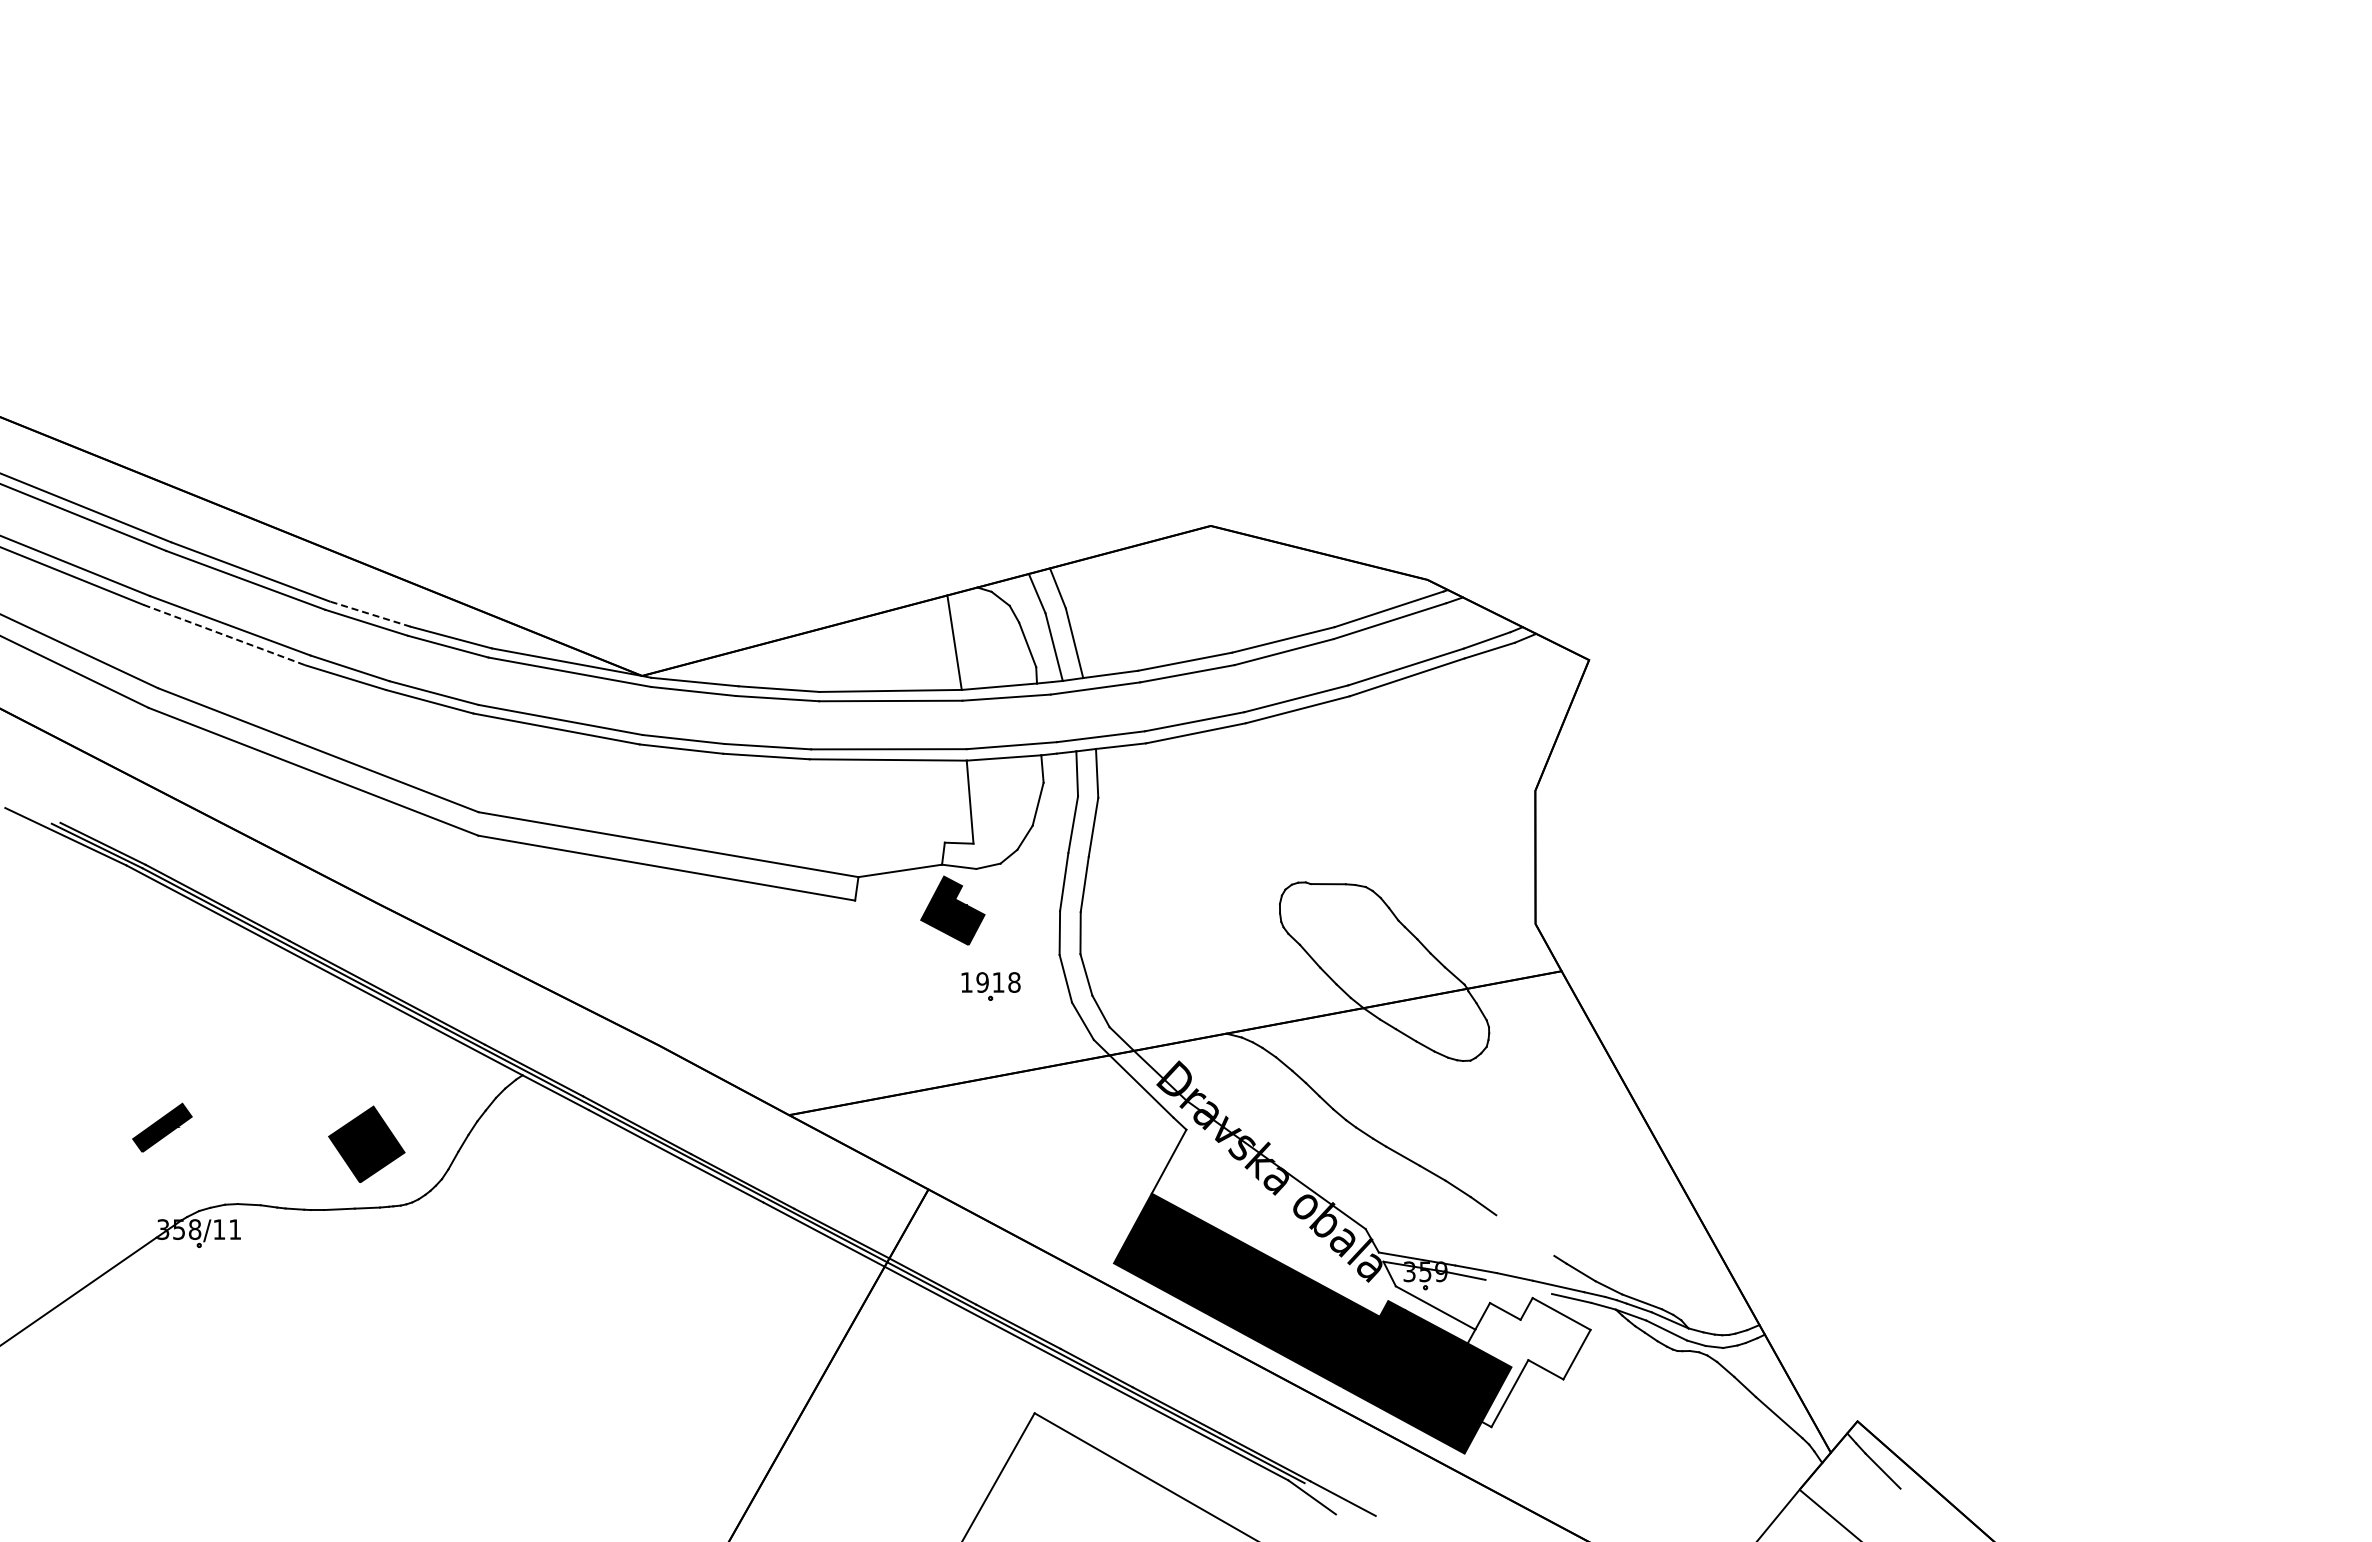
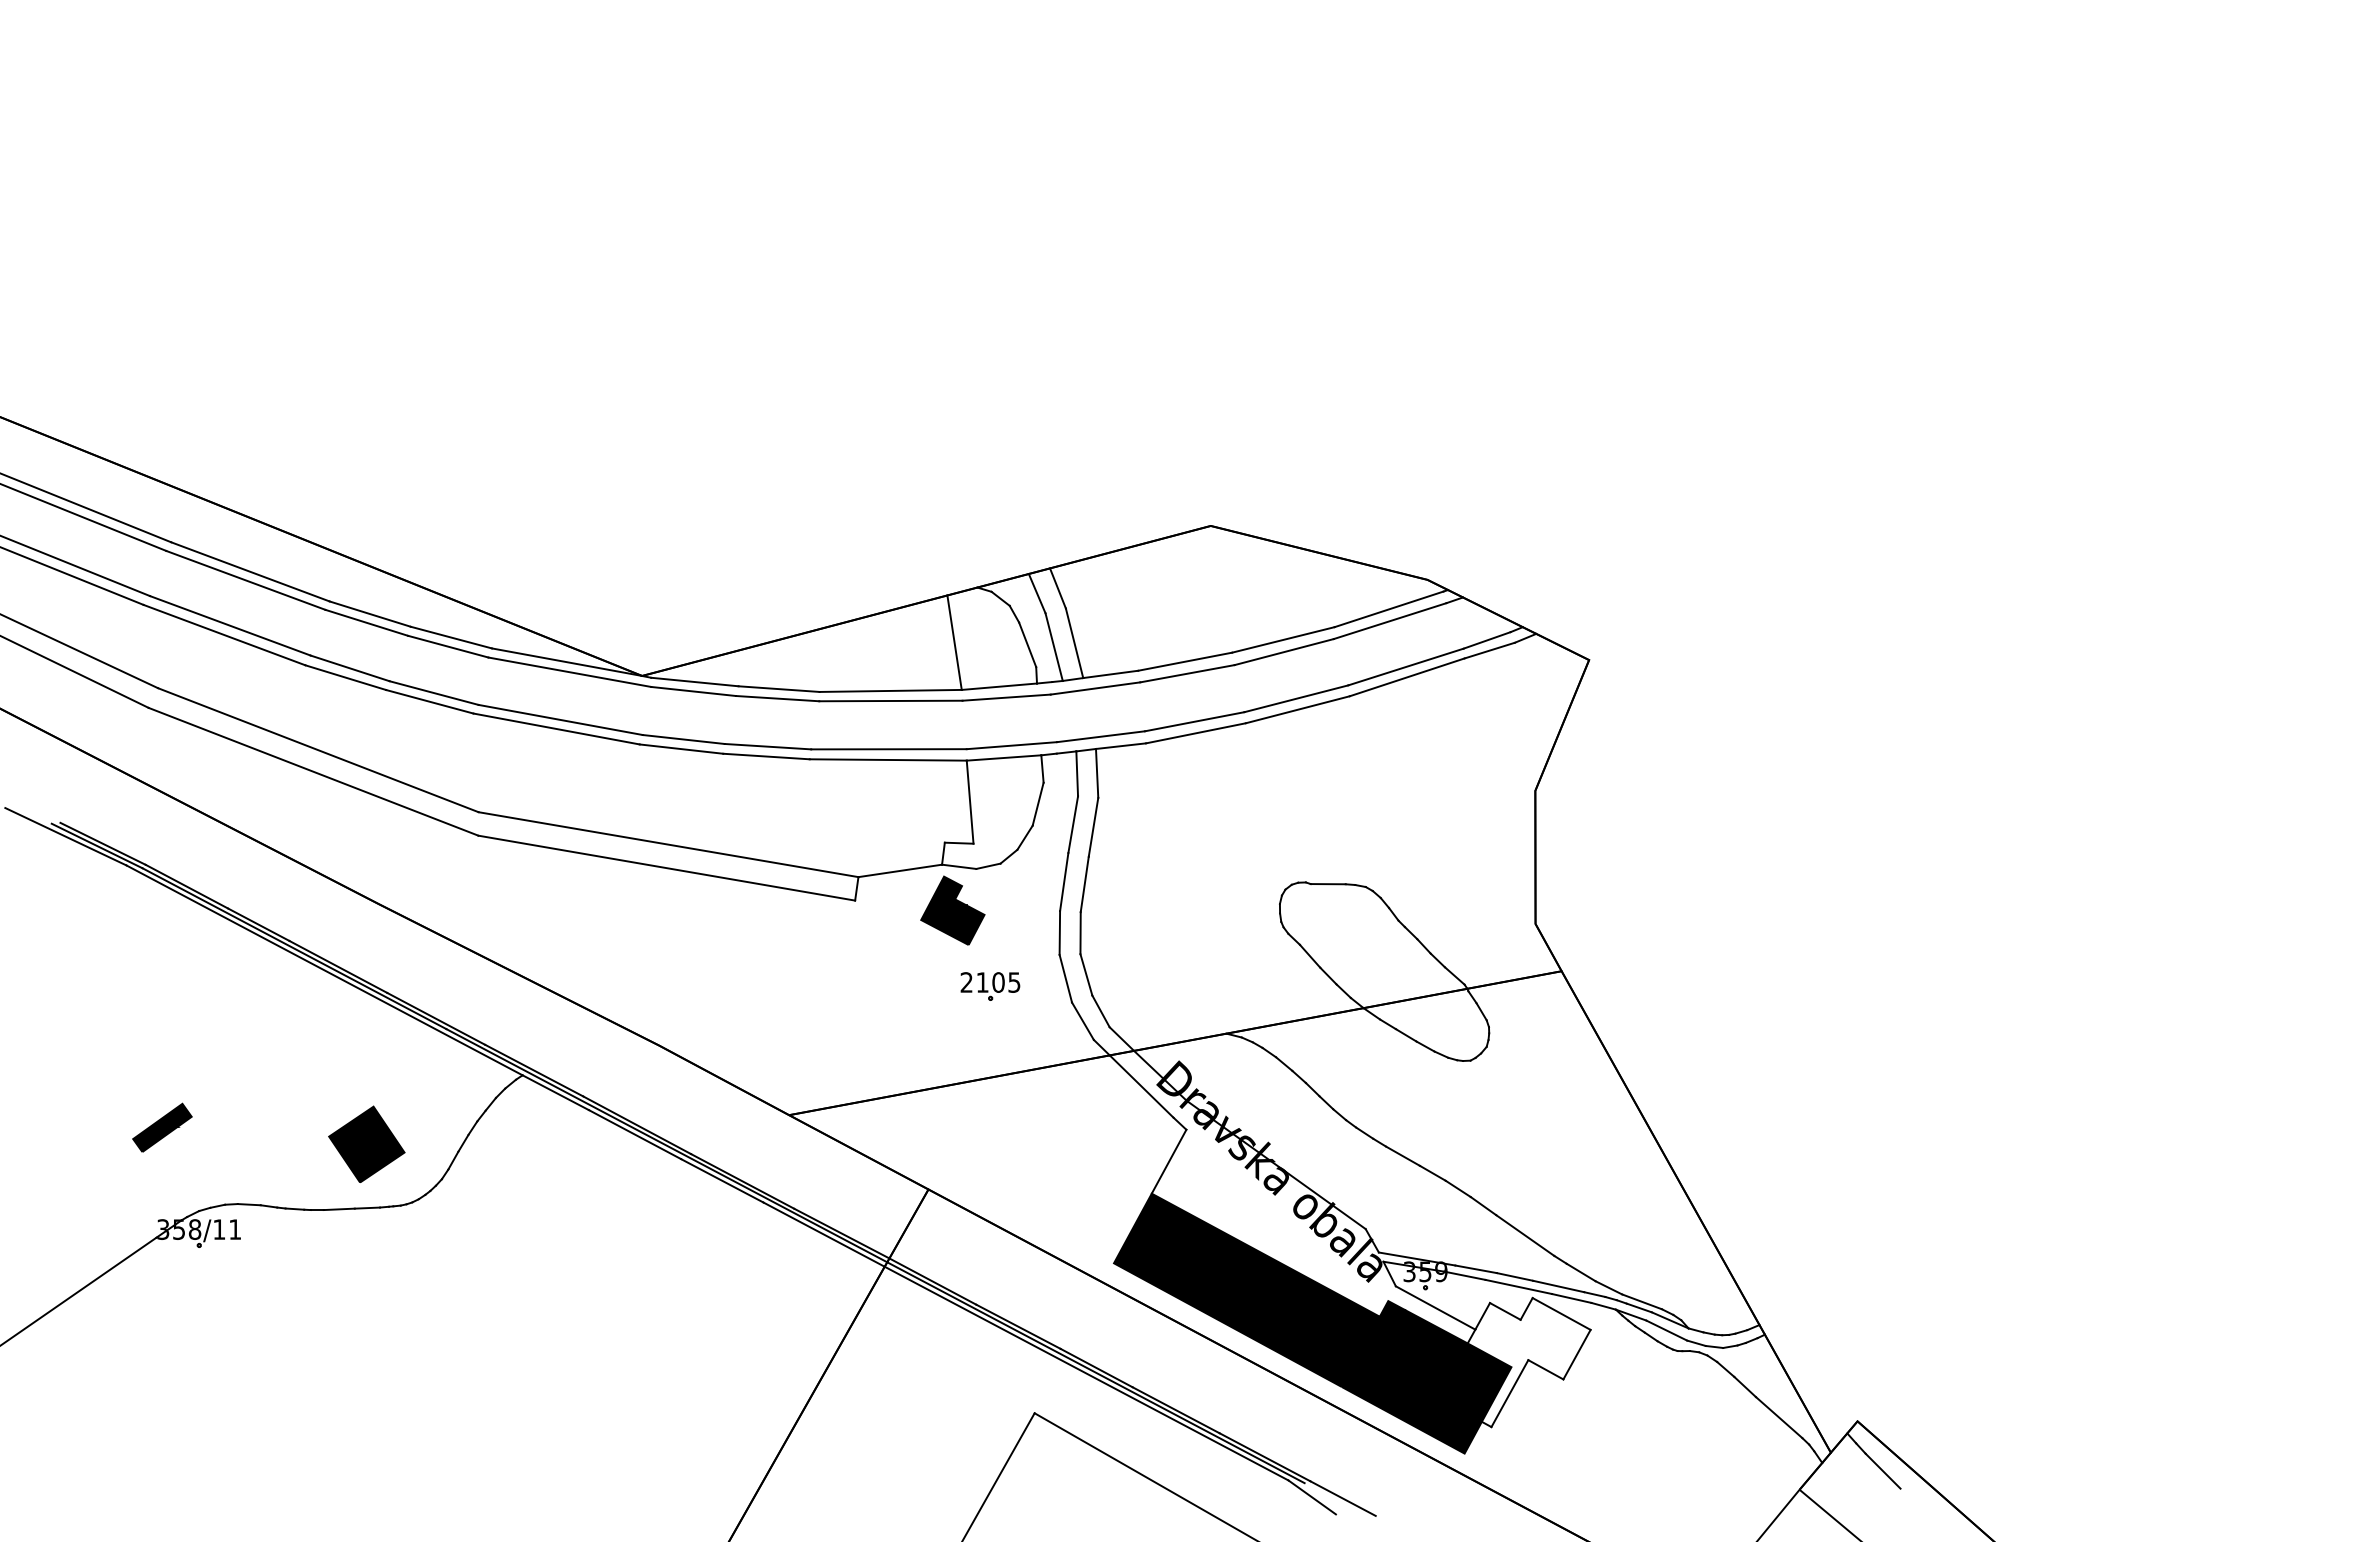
line: dashed -> solid (369, 613)
line: dashed -> solid (224, 635)
text: 1918 -> 2105 (990, 982)
line: none -> present (1525, 1235)
line: none -> present (1518, 1286)
